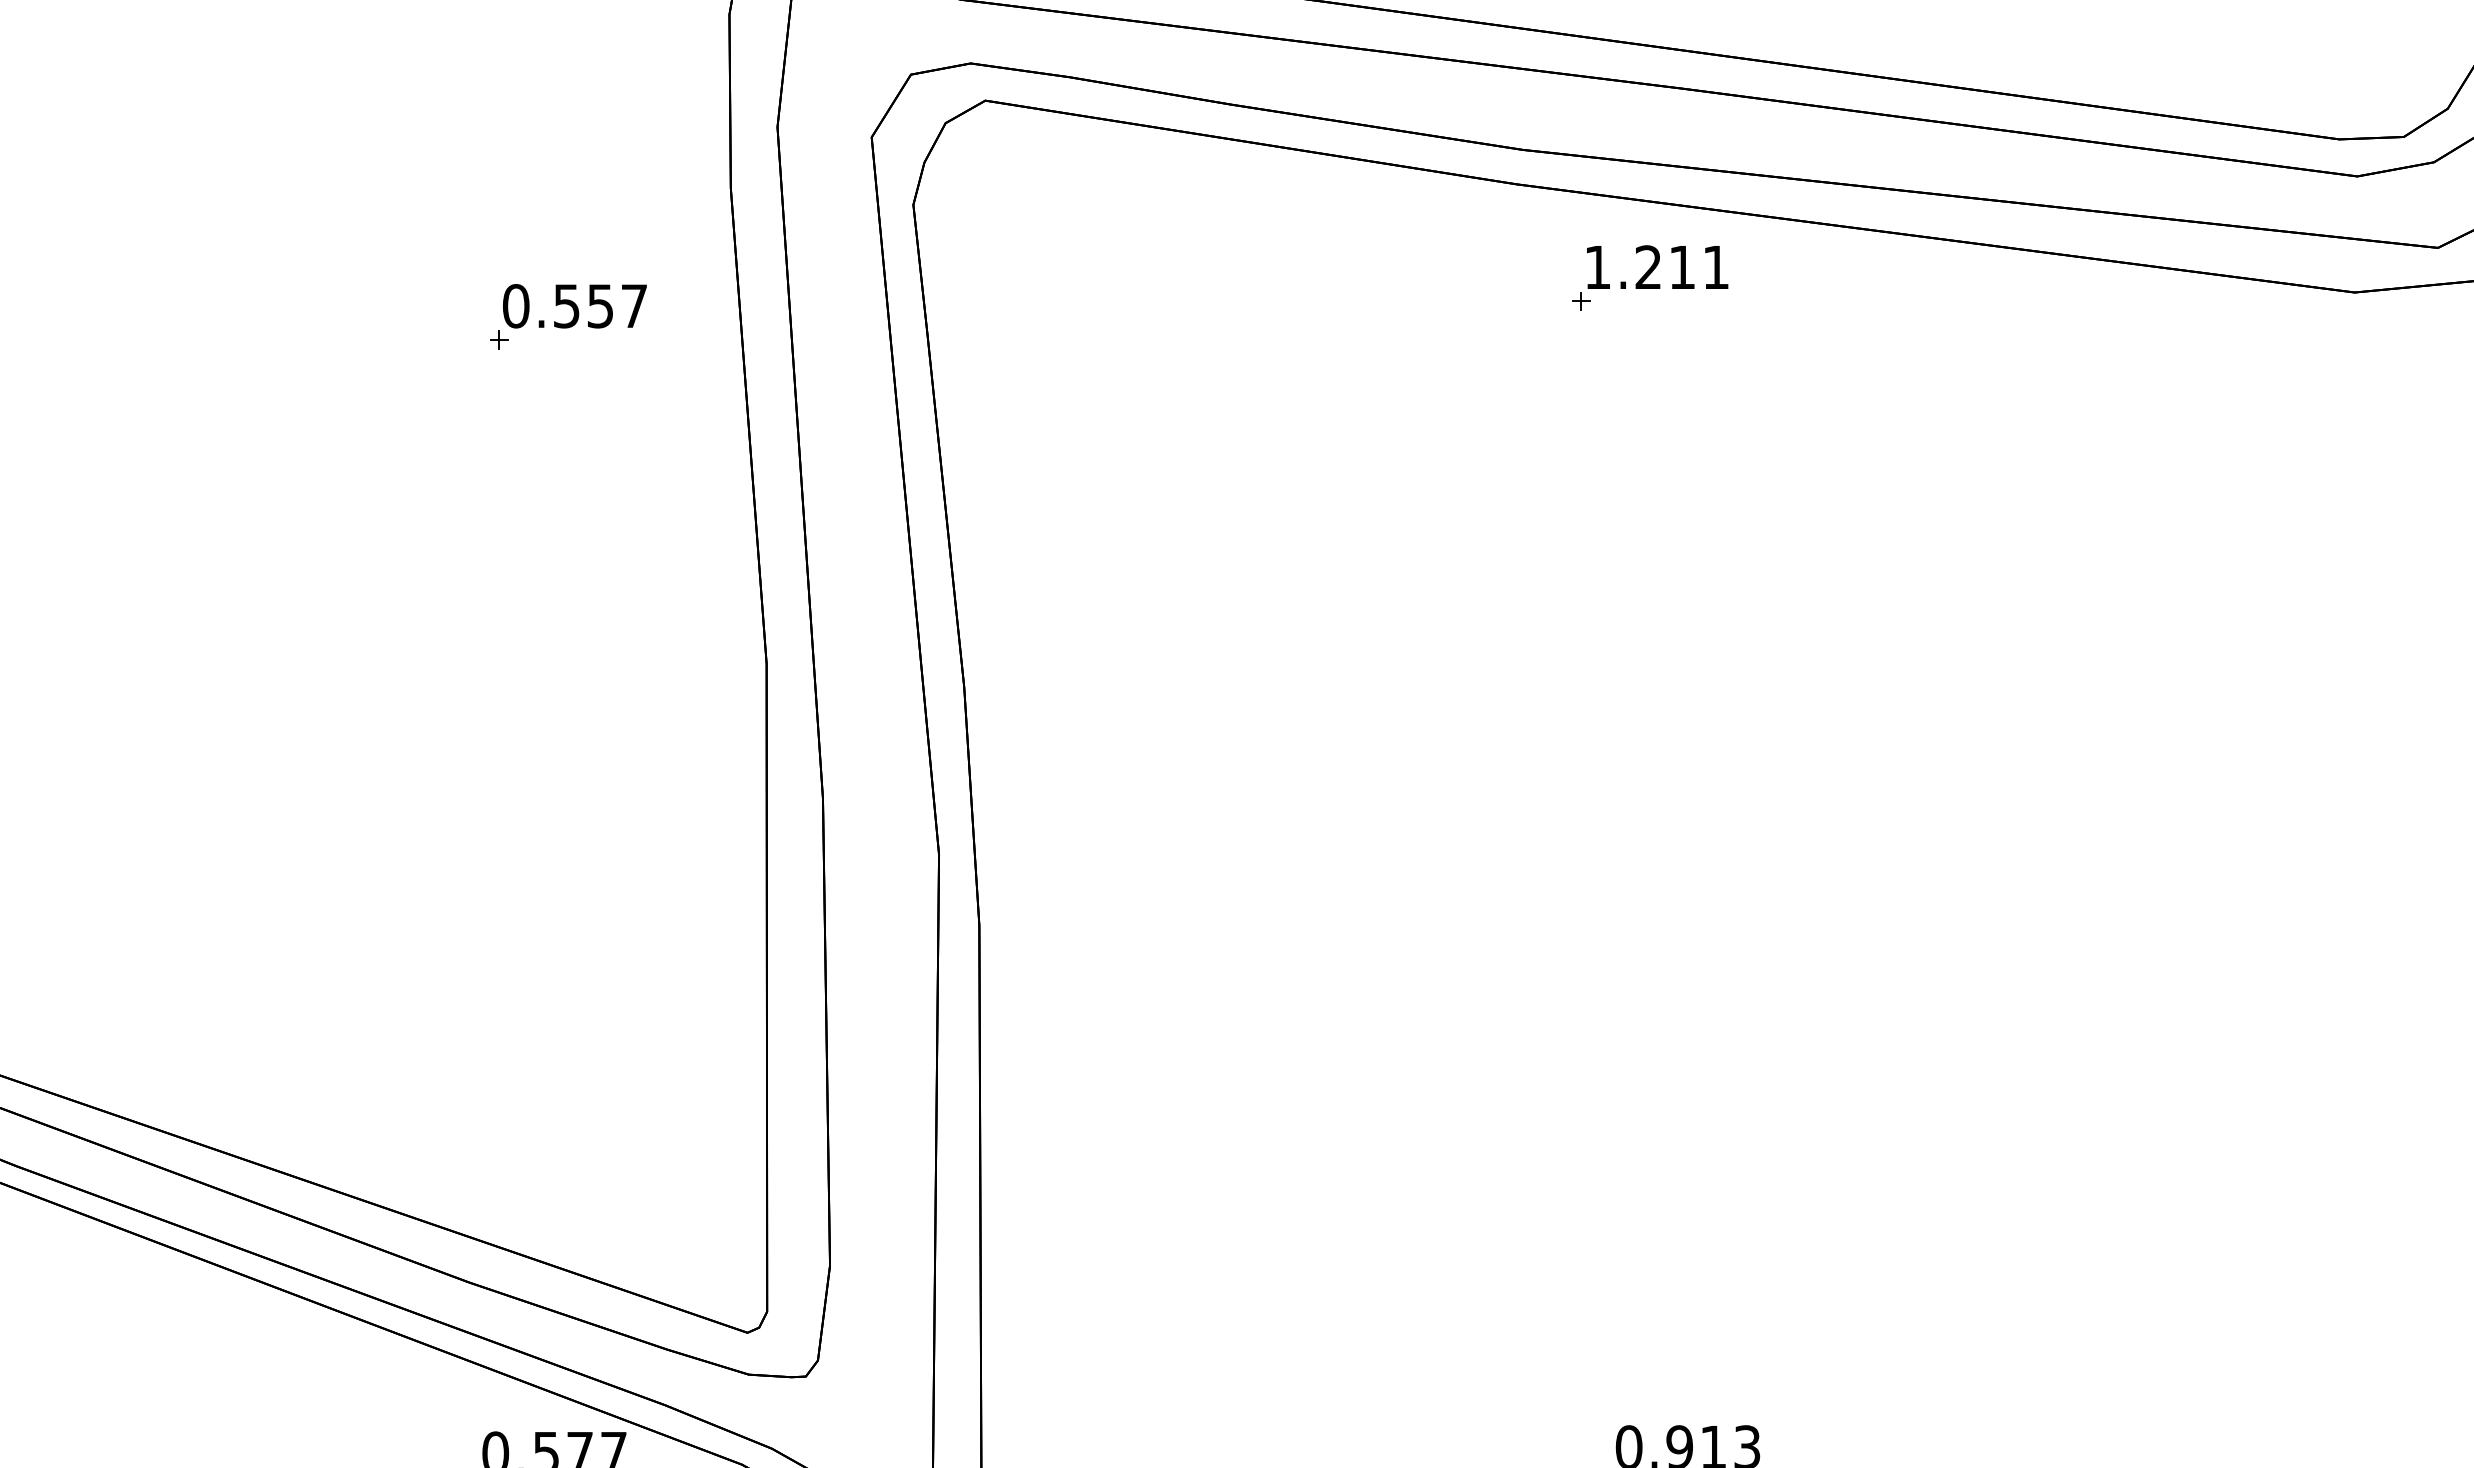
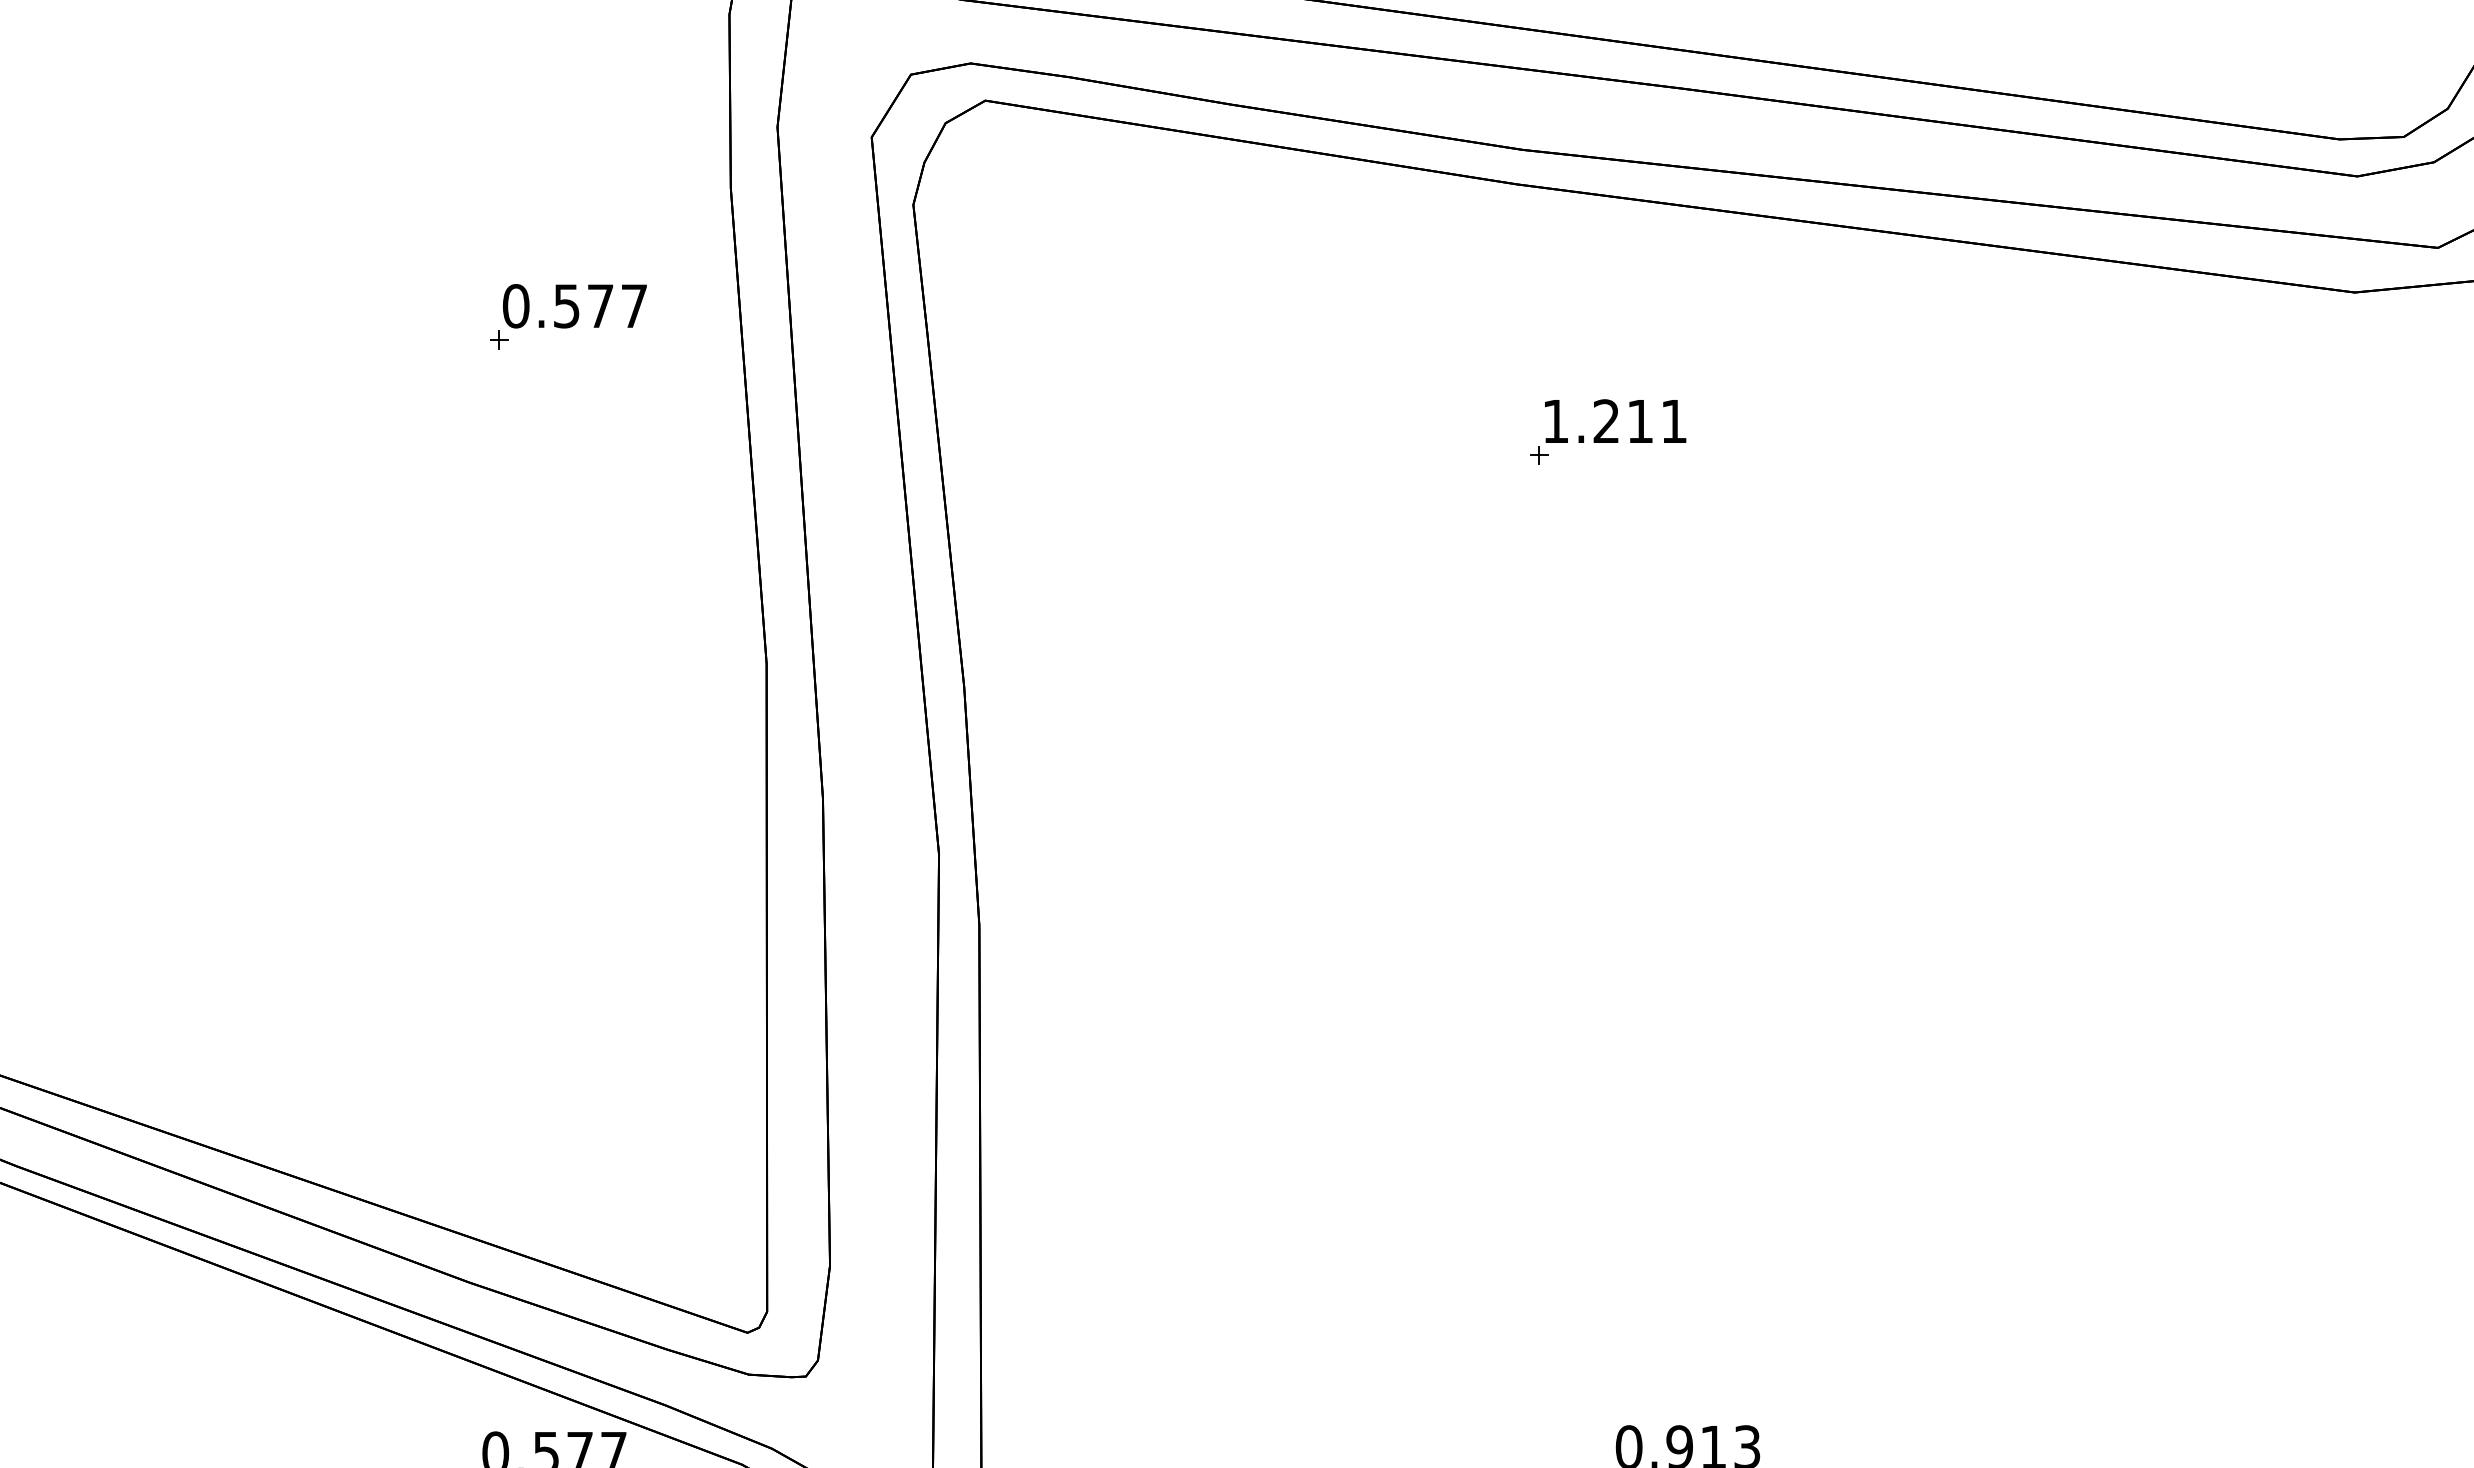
part position: (1650, 277) -> (1608, 431) (1608, 431)
text: 0.557 -> 0.577 (600, 306)
